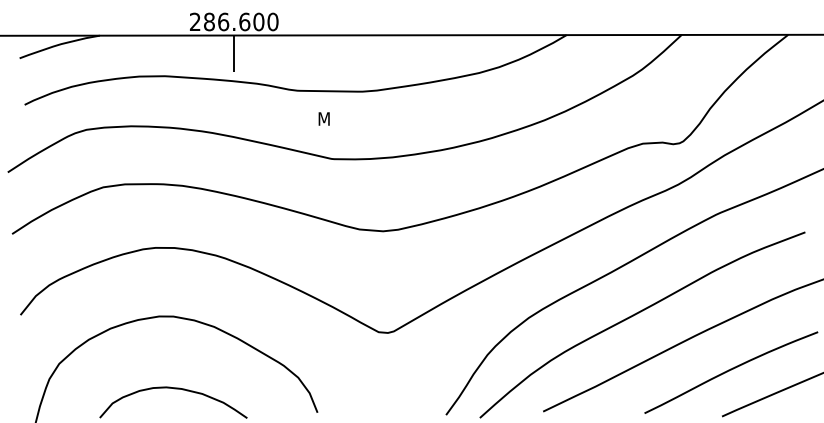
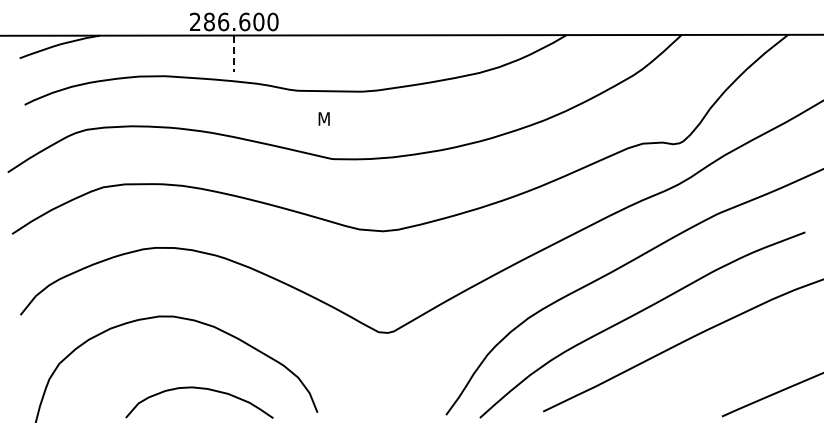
line: solid -> dashed (234, 54)
curve: present -> none (731, 370)
curve position: (174, 389) -> (200, 389) (200, 389)
